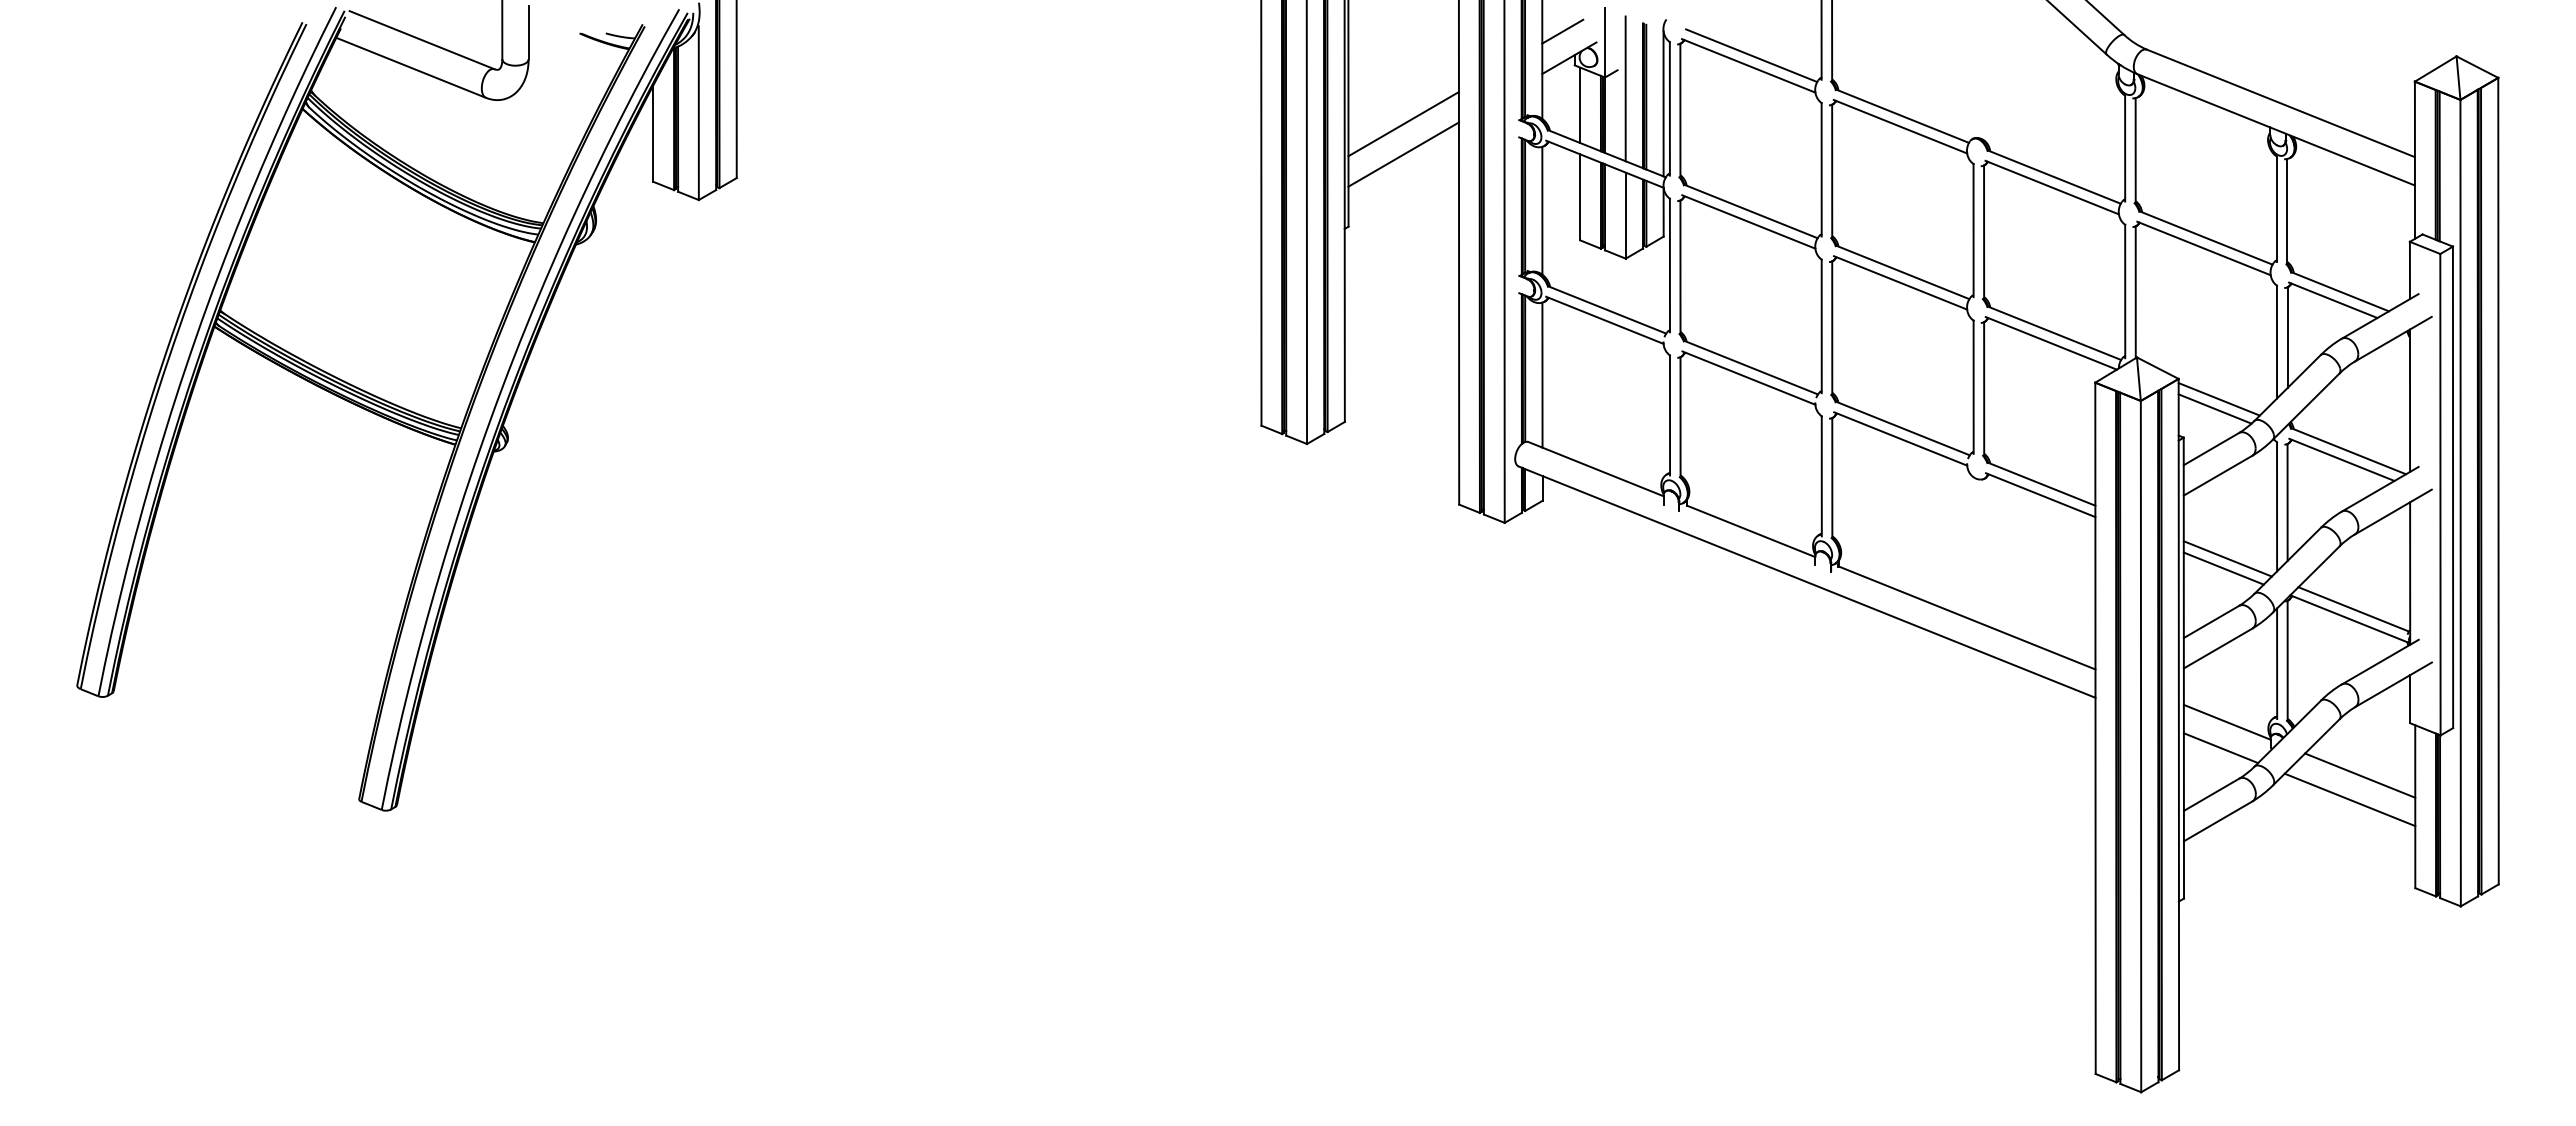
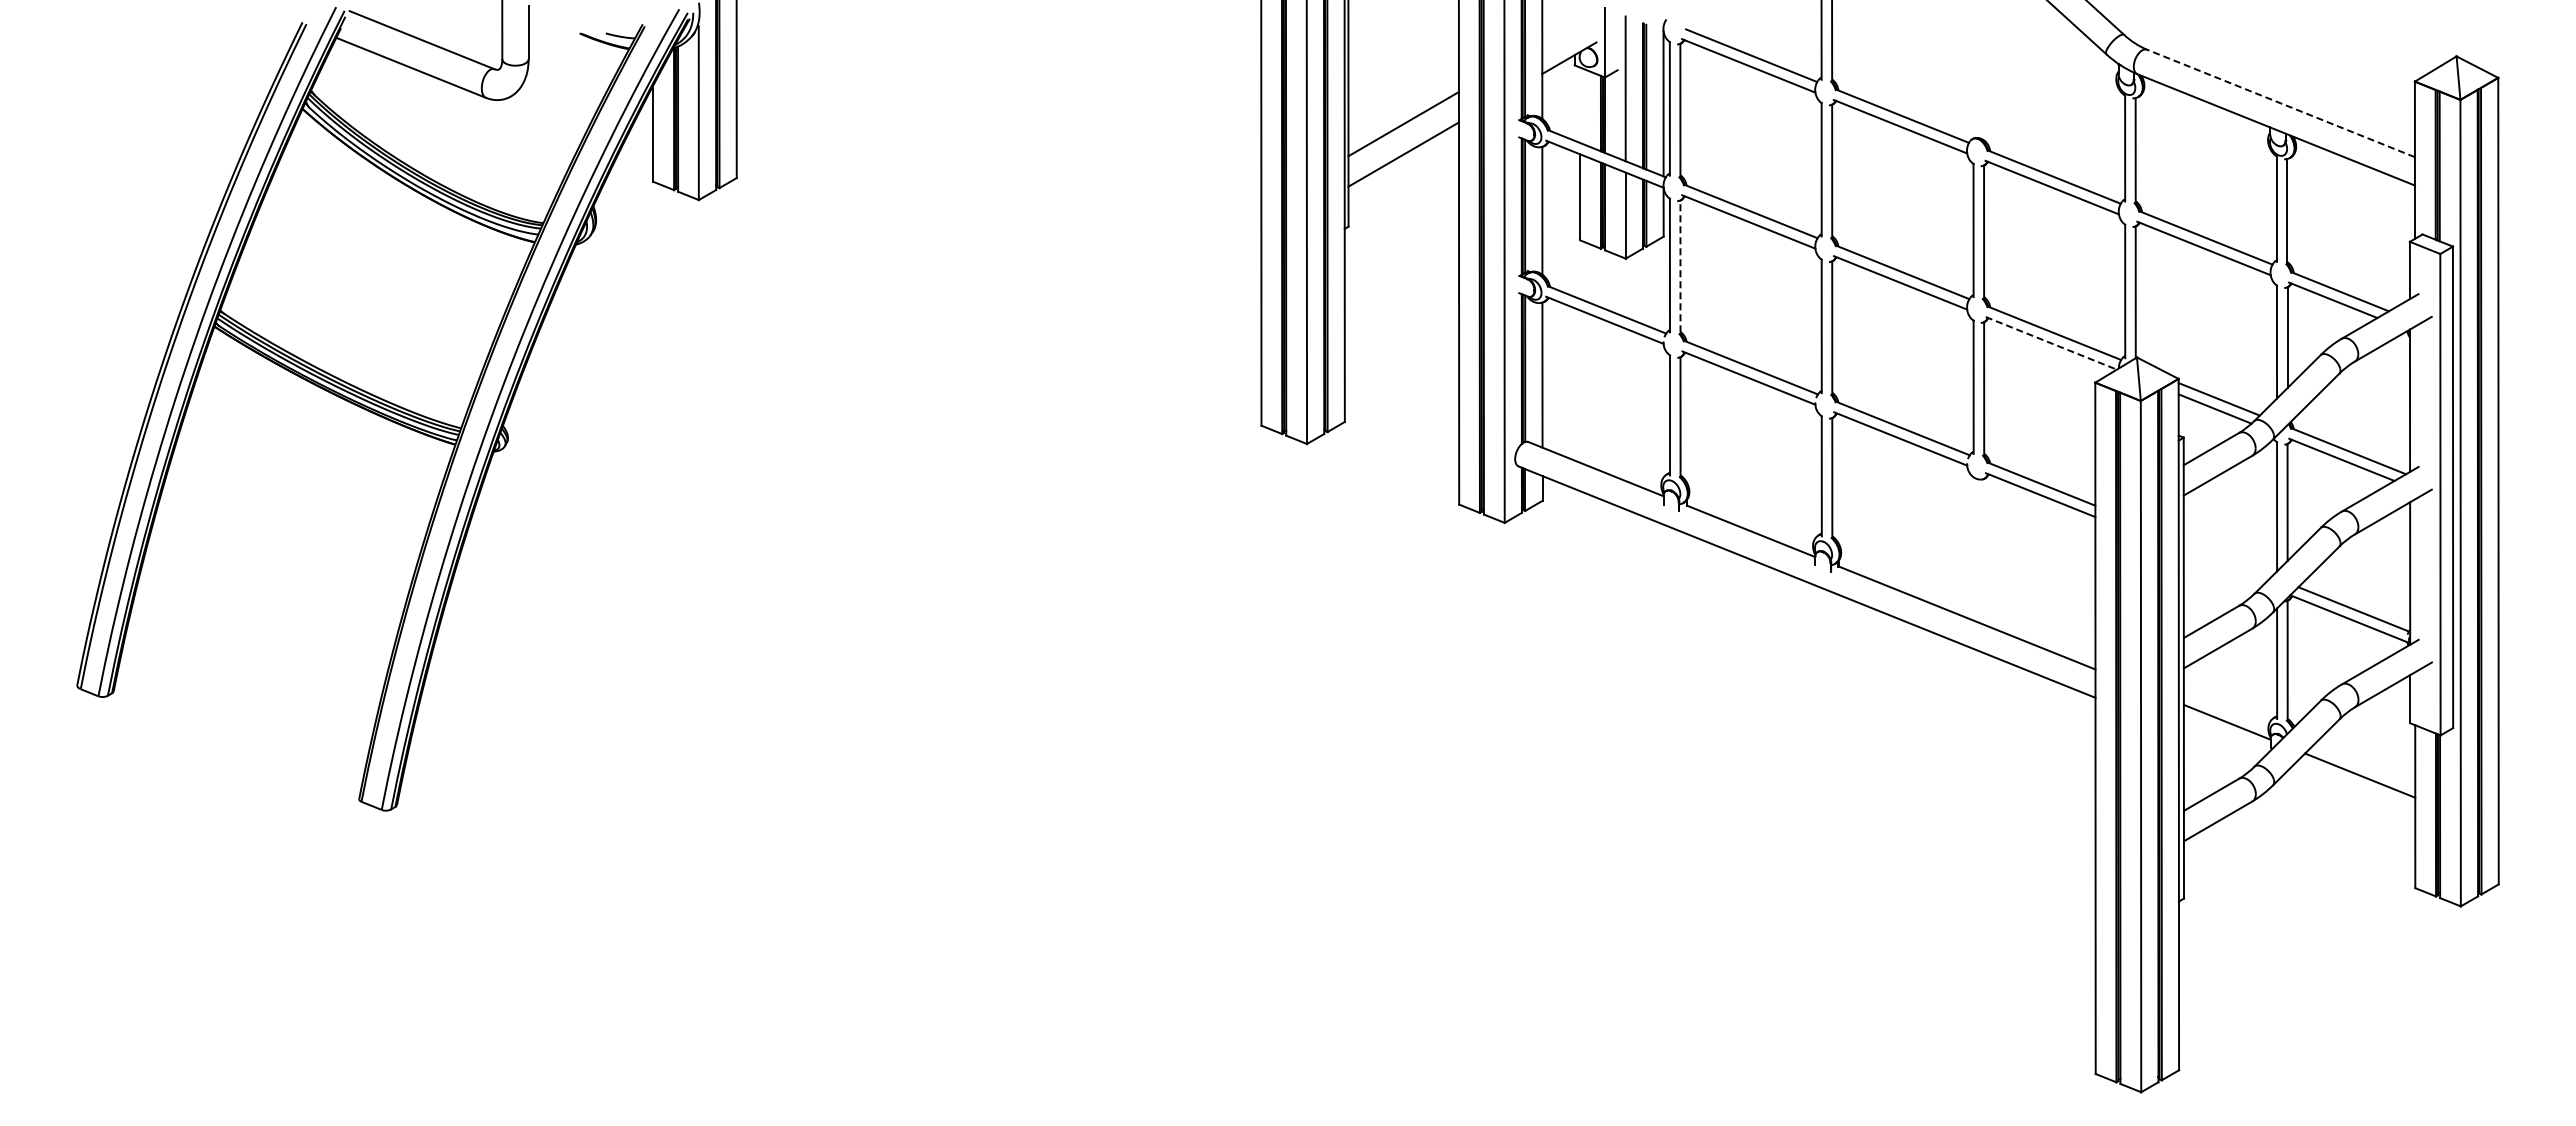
line: present -> none (1562, 31)
line: solid -> dashed (2280, 103)
line: present -> none (1580, 105)
line: solid -> dashed (1680, 266)
line: solid -> dashed (2051, 343)
line: present -> none (2227, 558)
line: present -> none (2223, 568)
line: present -> none (2220, 748)
line: present -> none (2349, 799)
